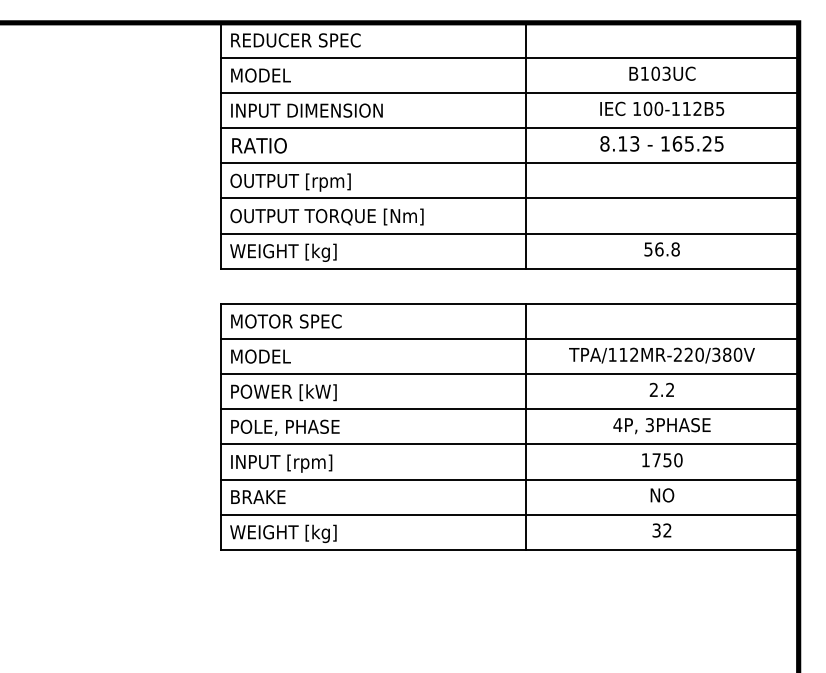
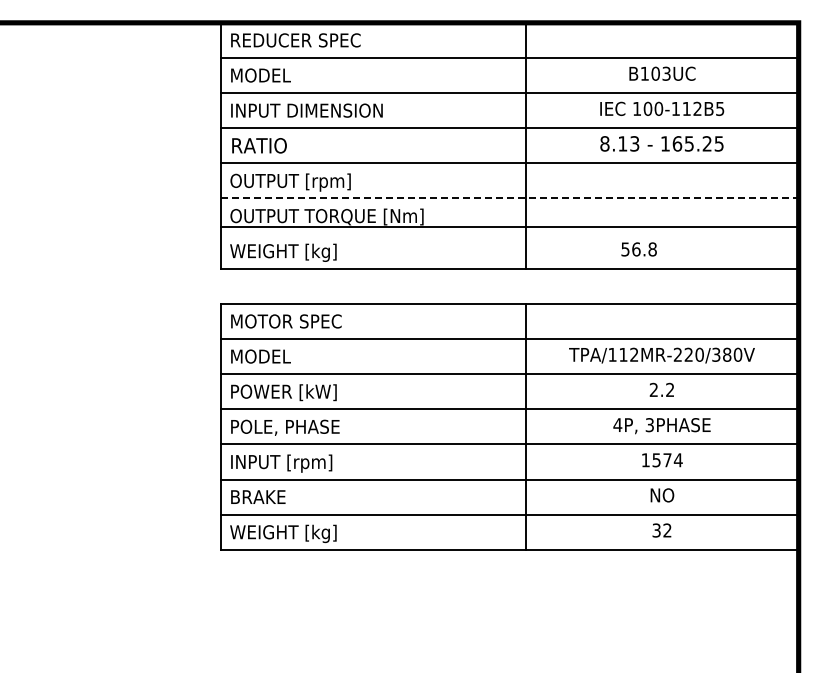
line: solid -> dashed (510, 198)
line position: (509, 233) -> (509, 226) (509, 226)
text position: (661, 249) -> (638, 249) (638, 249)
text: 1750 -> 1574 (667, 460)
